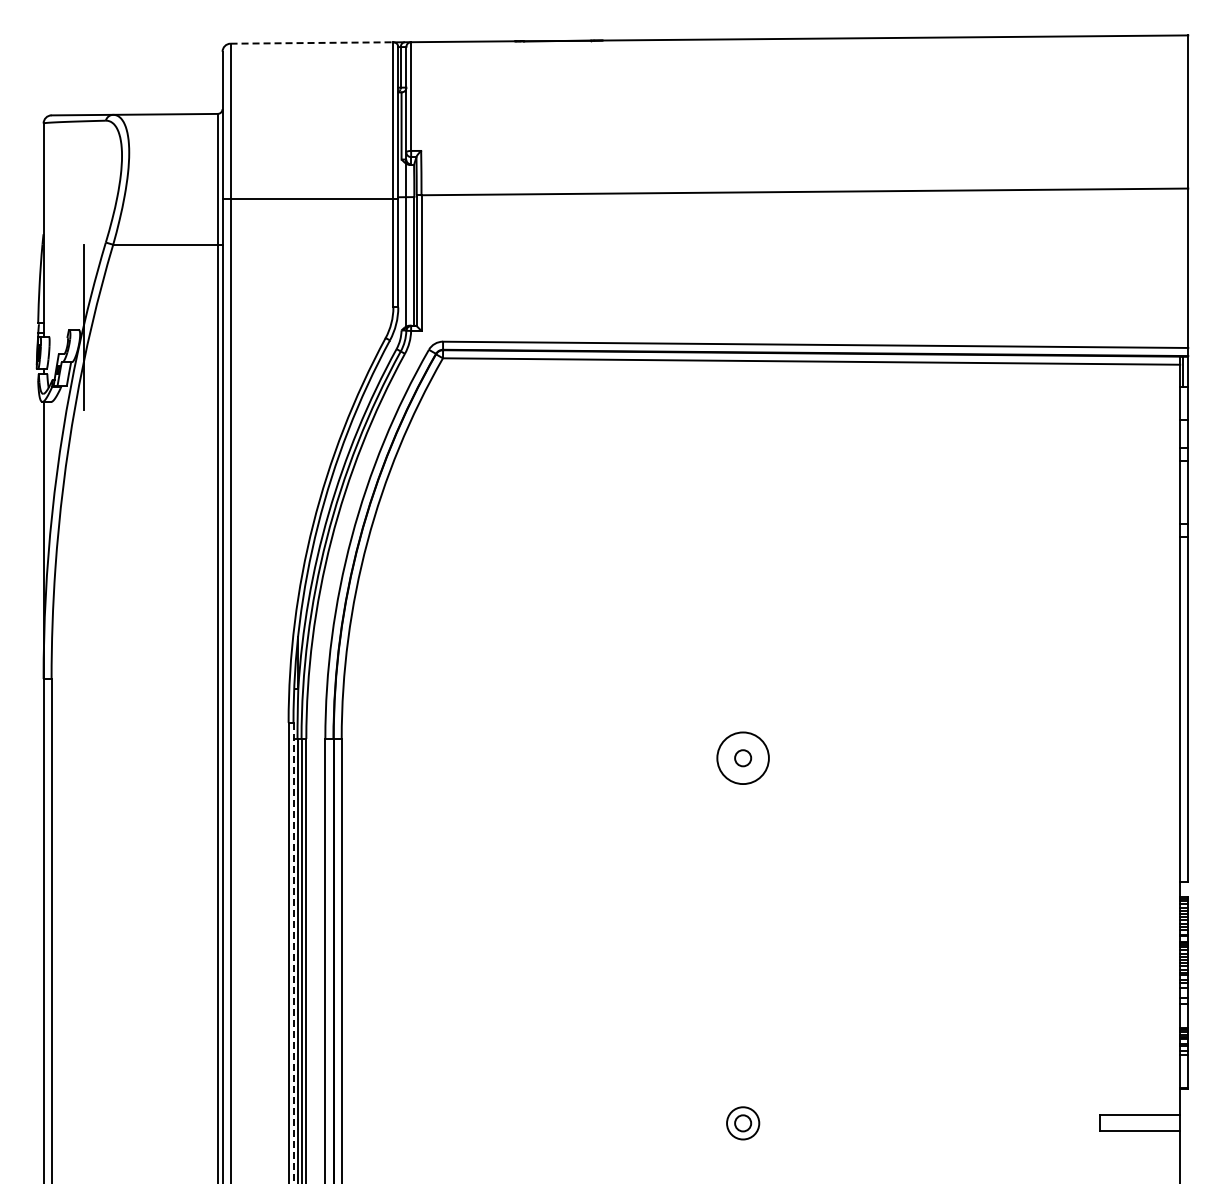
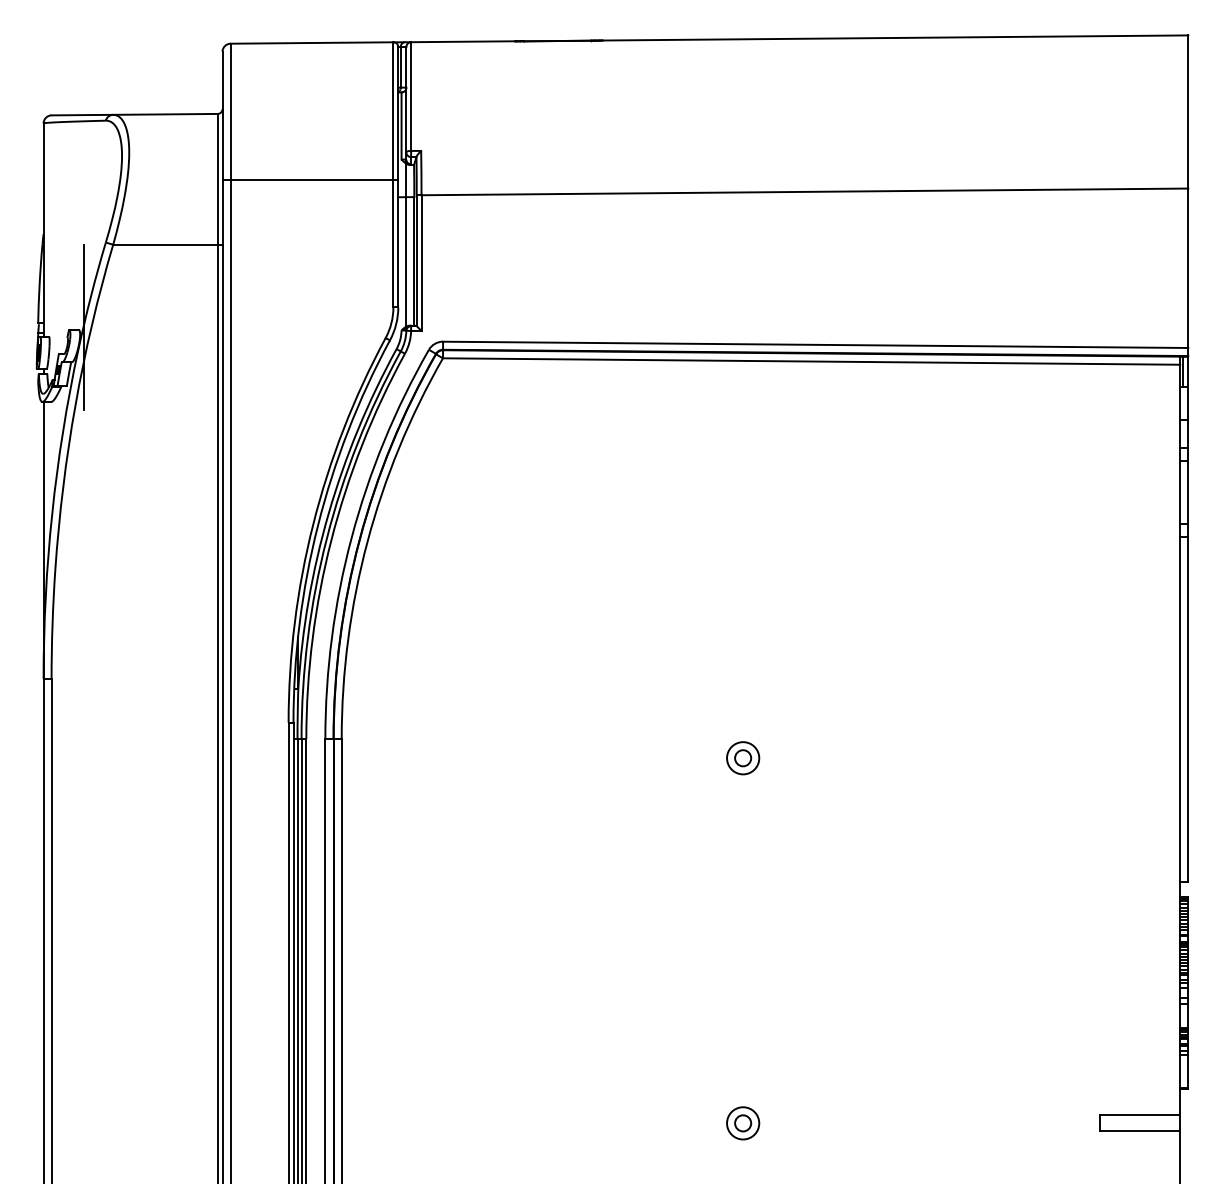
line: dashed -> solid (312, 43)
line position: (310, 199) -> (310, 180) (310, 180)
circle diameter: 52 px -> 32 px (743, 758)
line: dashed -> solid (293, 953)
